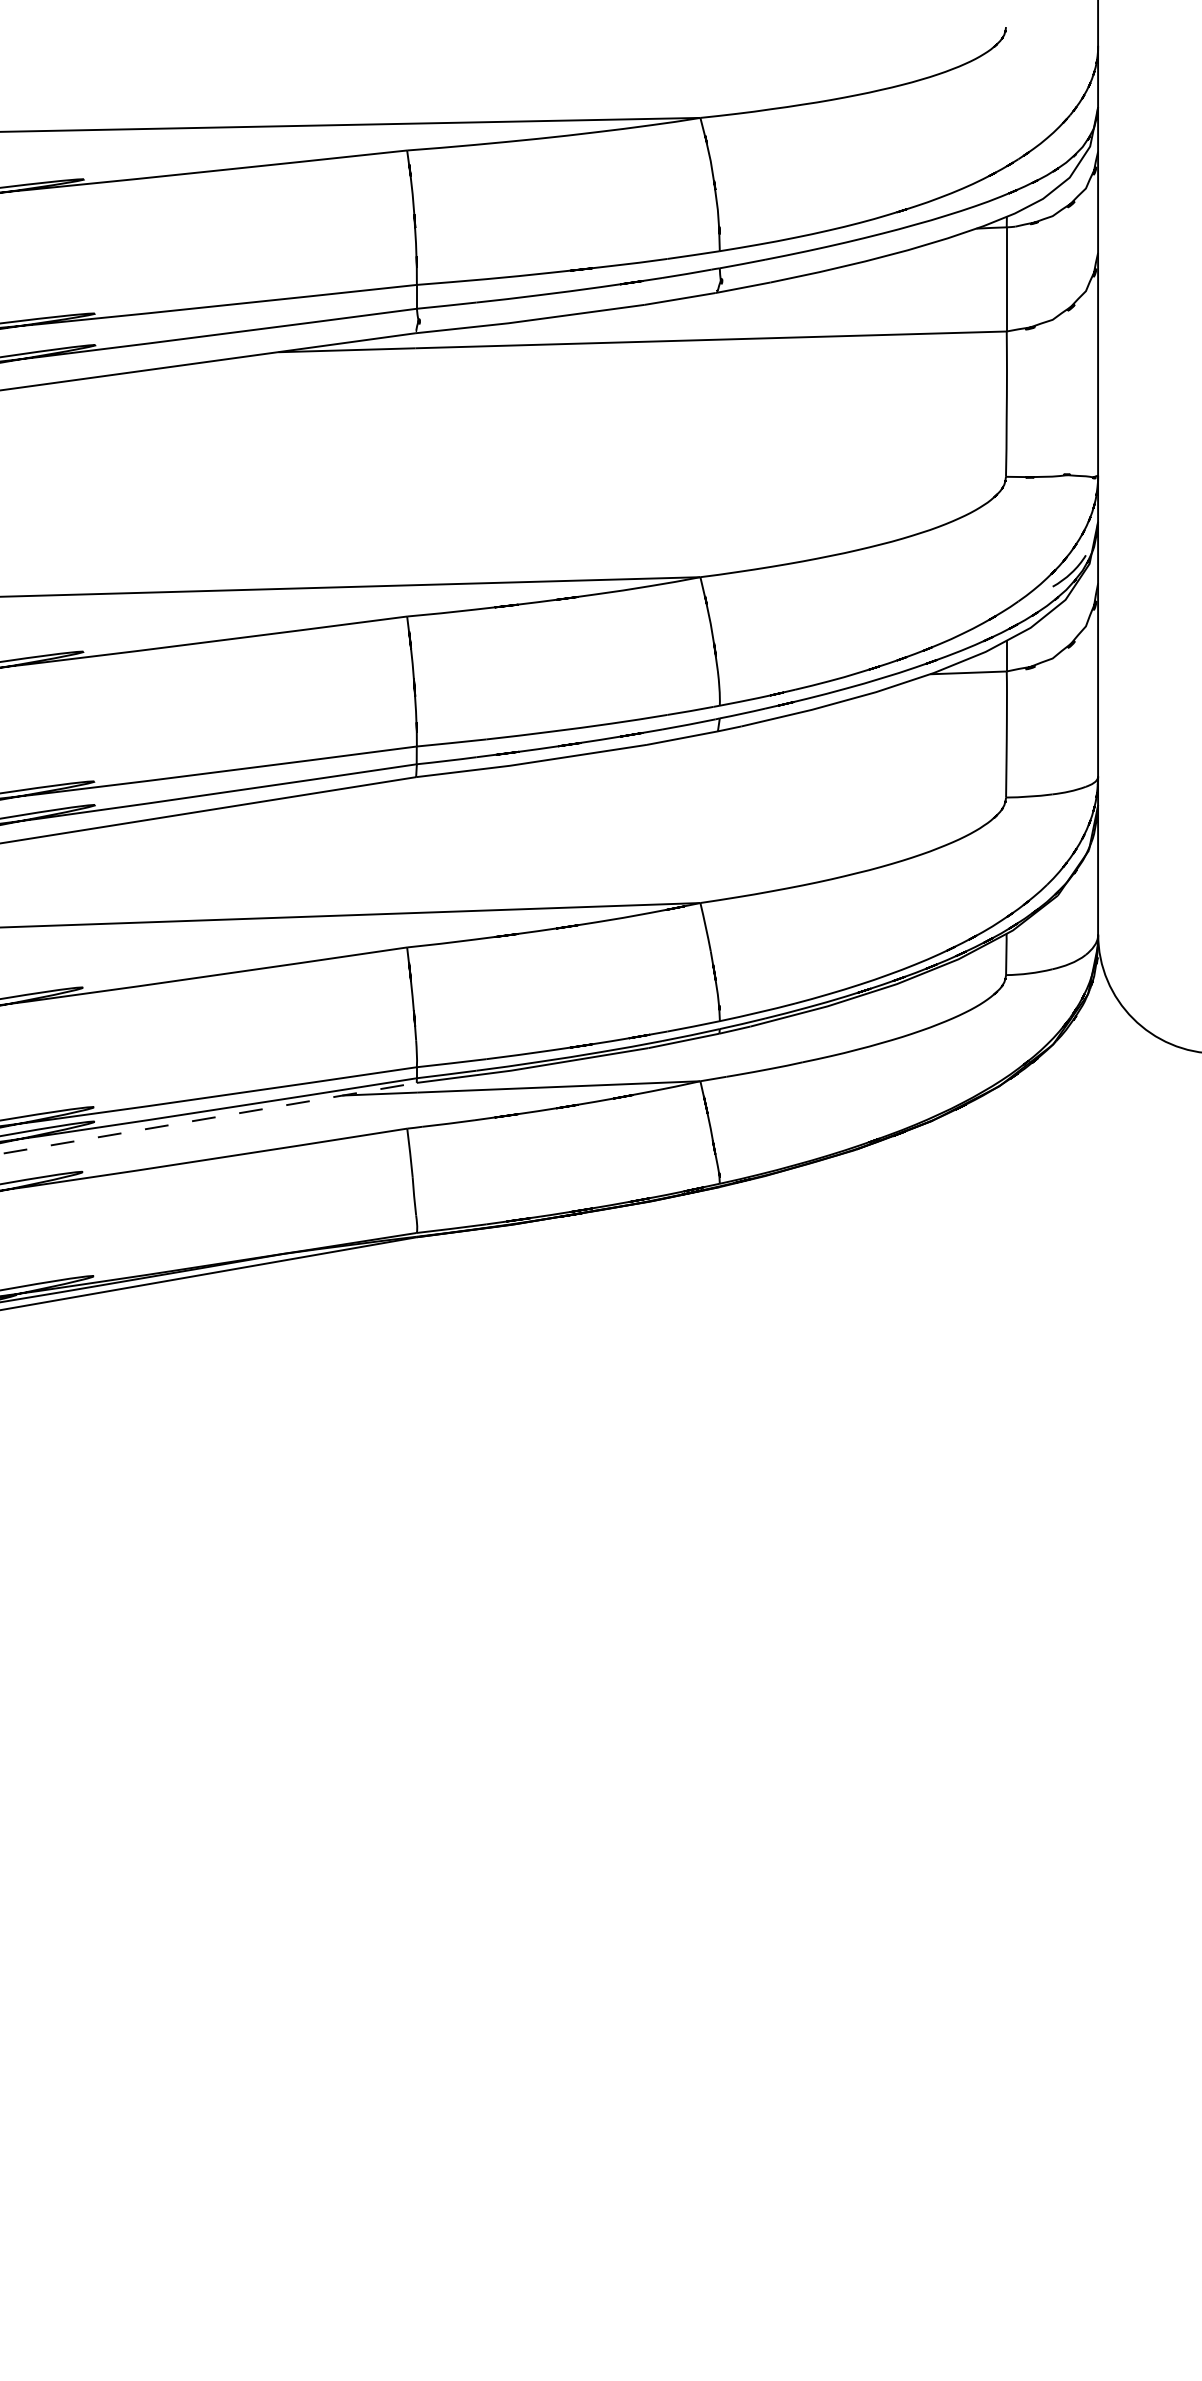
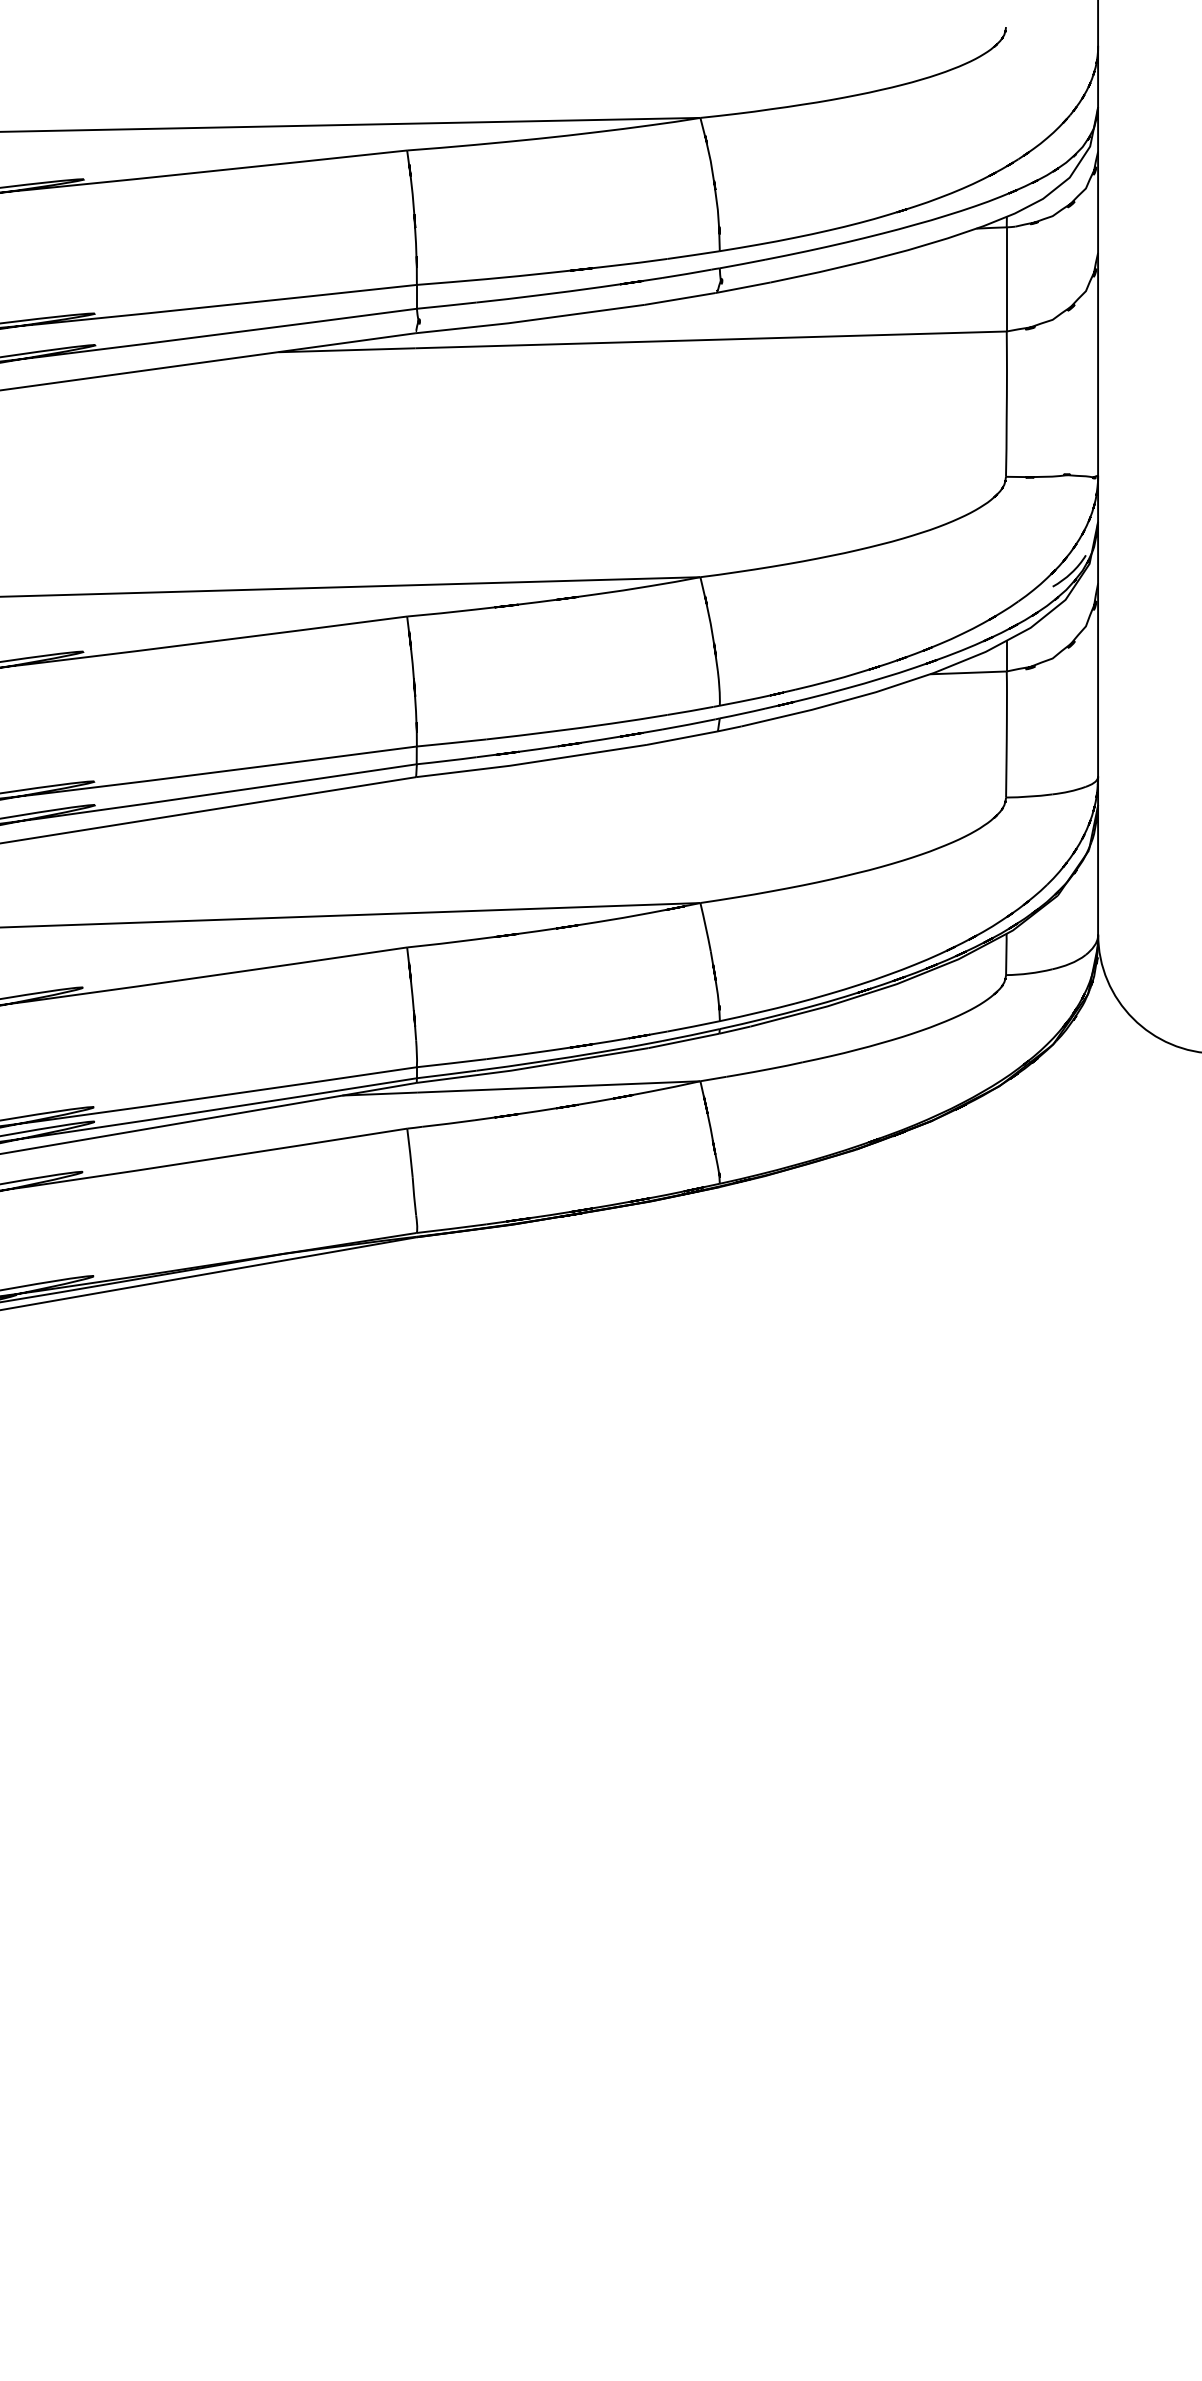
line: dashed -> solid (208, 1118)
